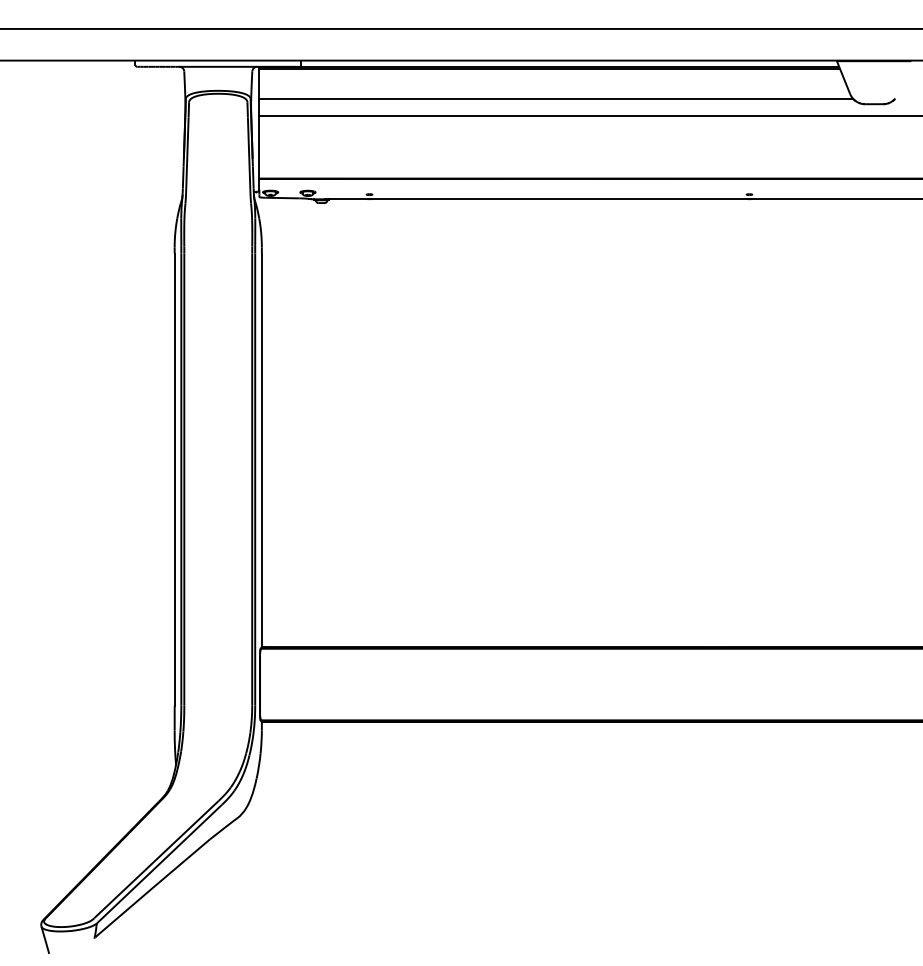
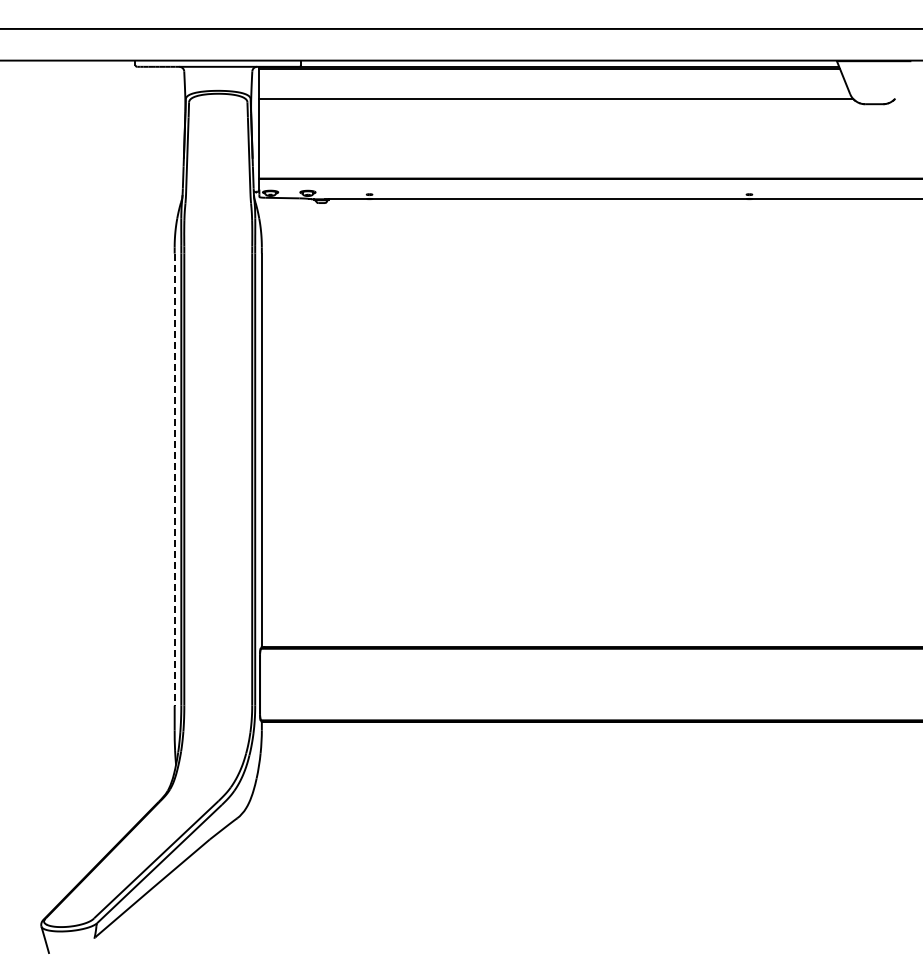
line: present -> none (589, 115)
line: solid -> dashed (174, 480)
